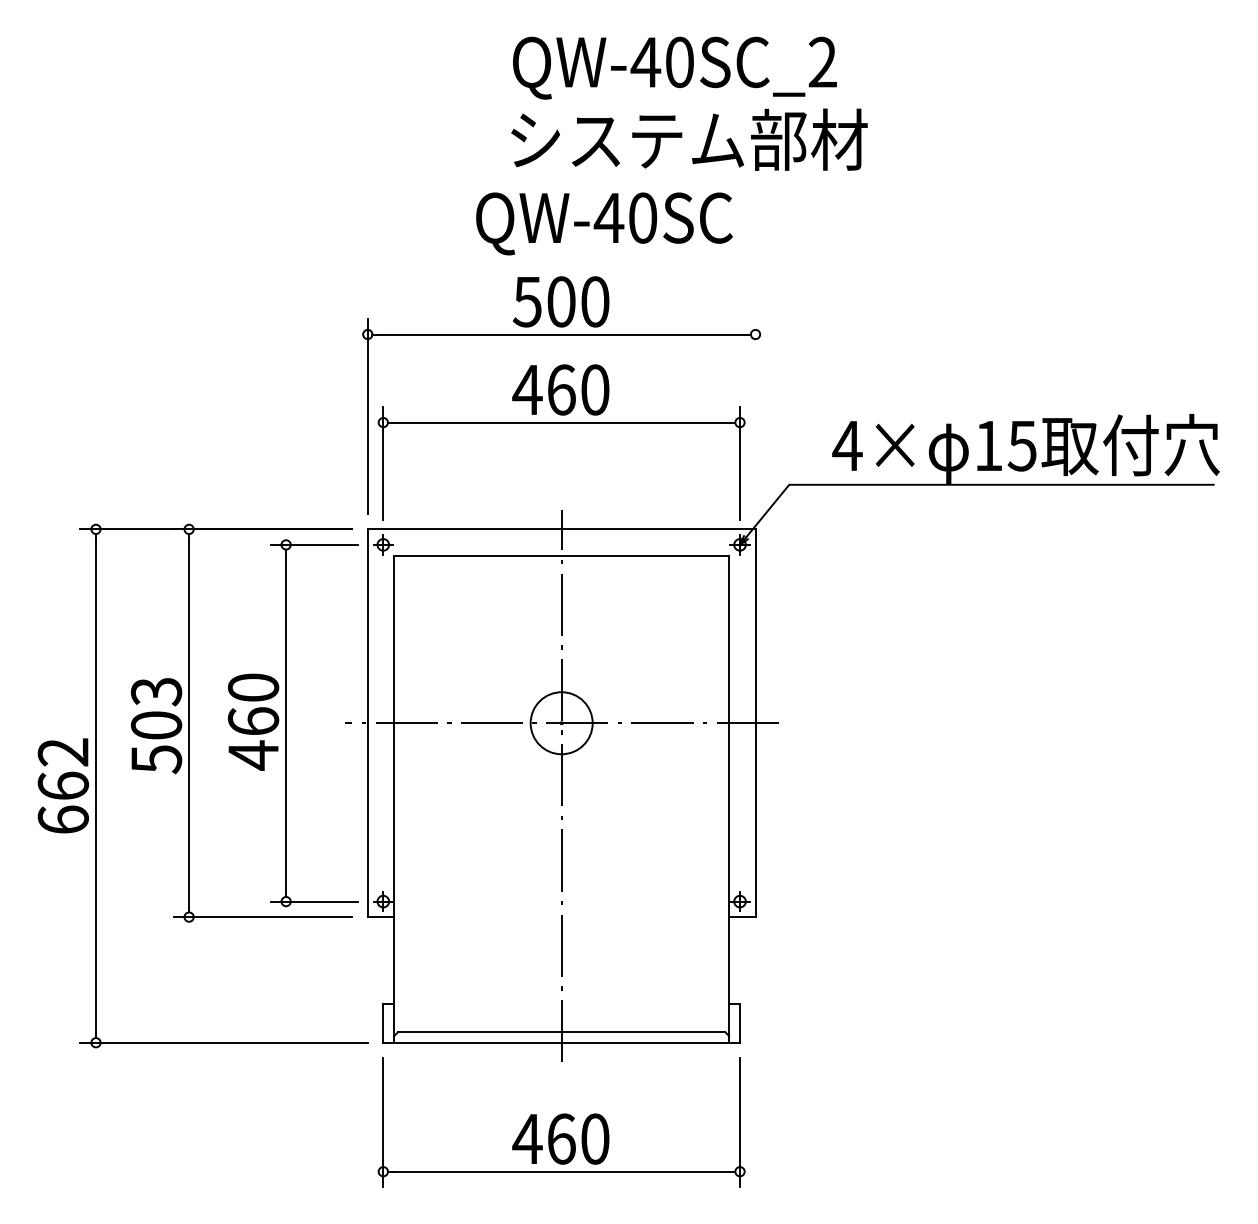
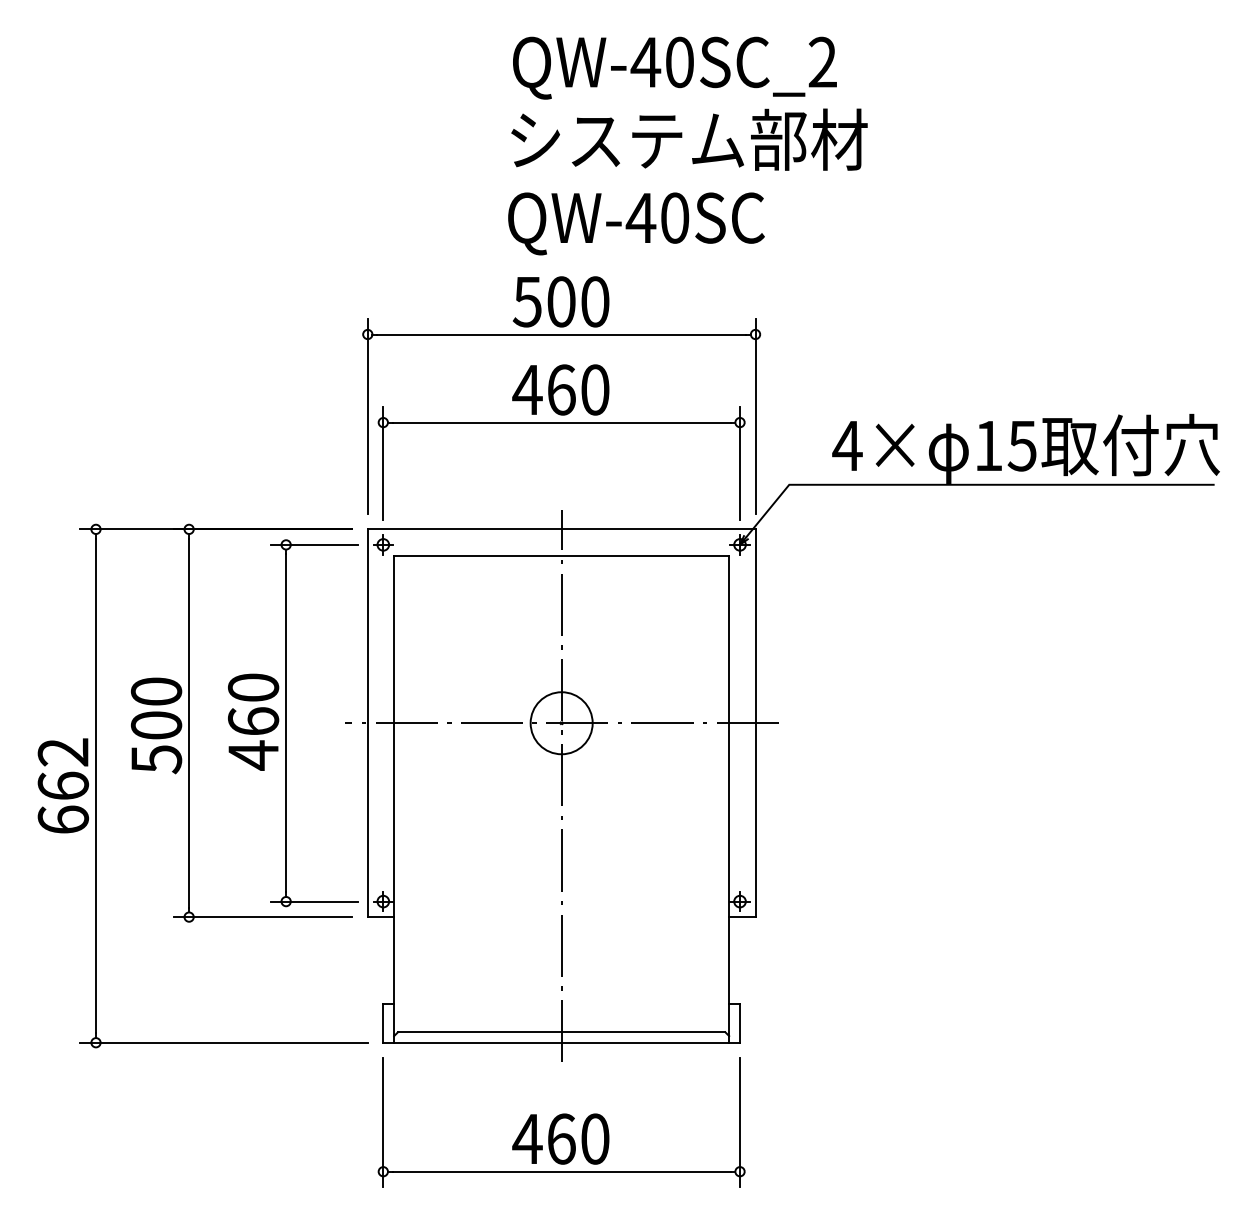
text position: (604, 223) -> (636, 223) (636, 223)
line: none -> present (755, 415)
text: 503 -> 500 (156, 691)
